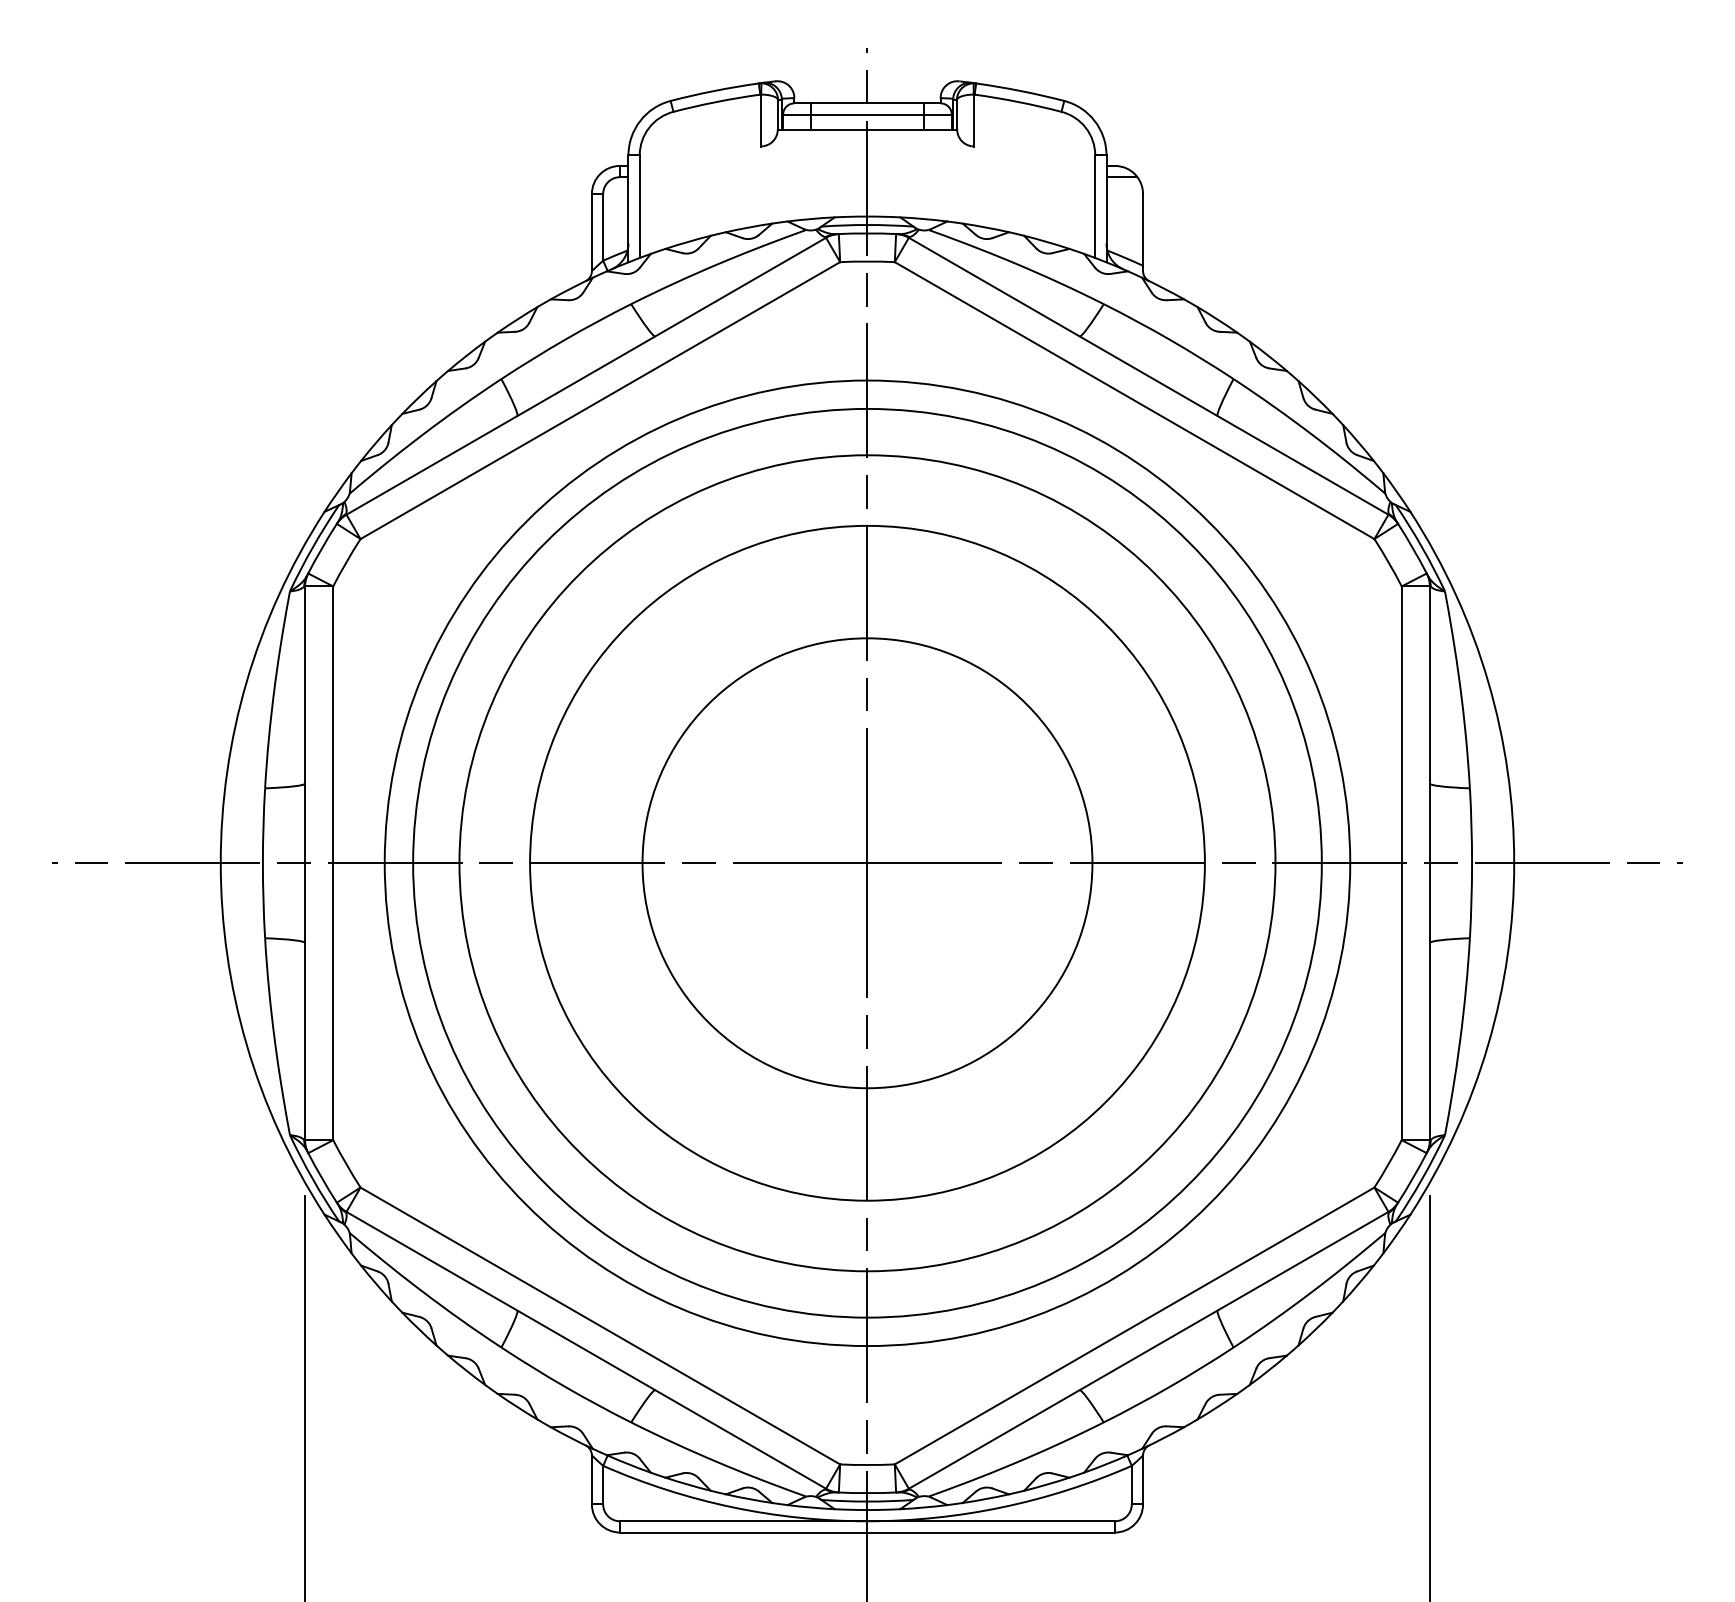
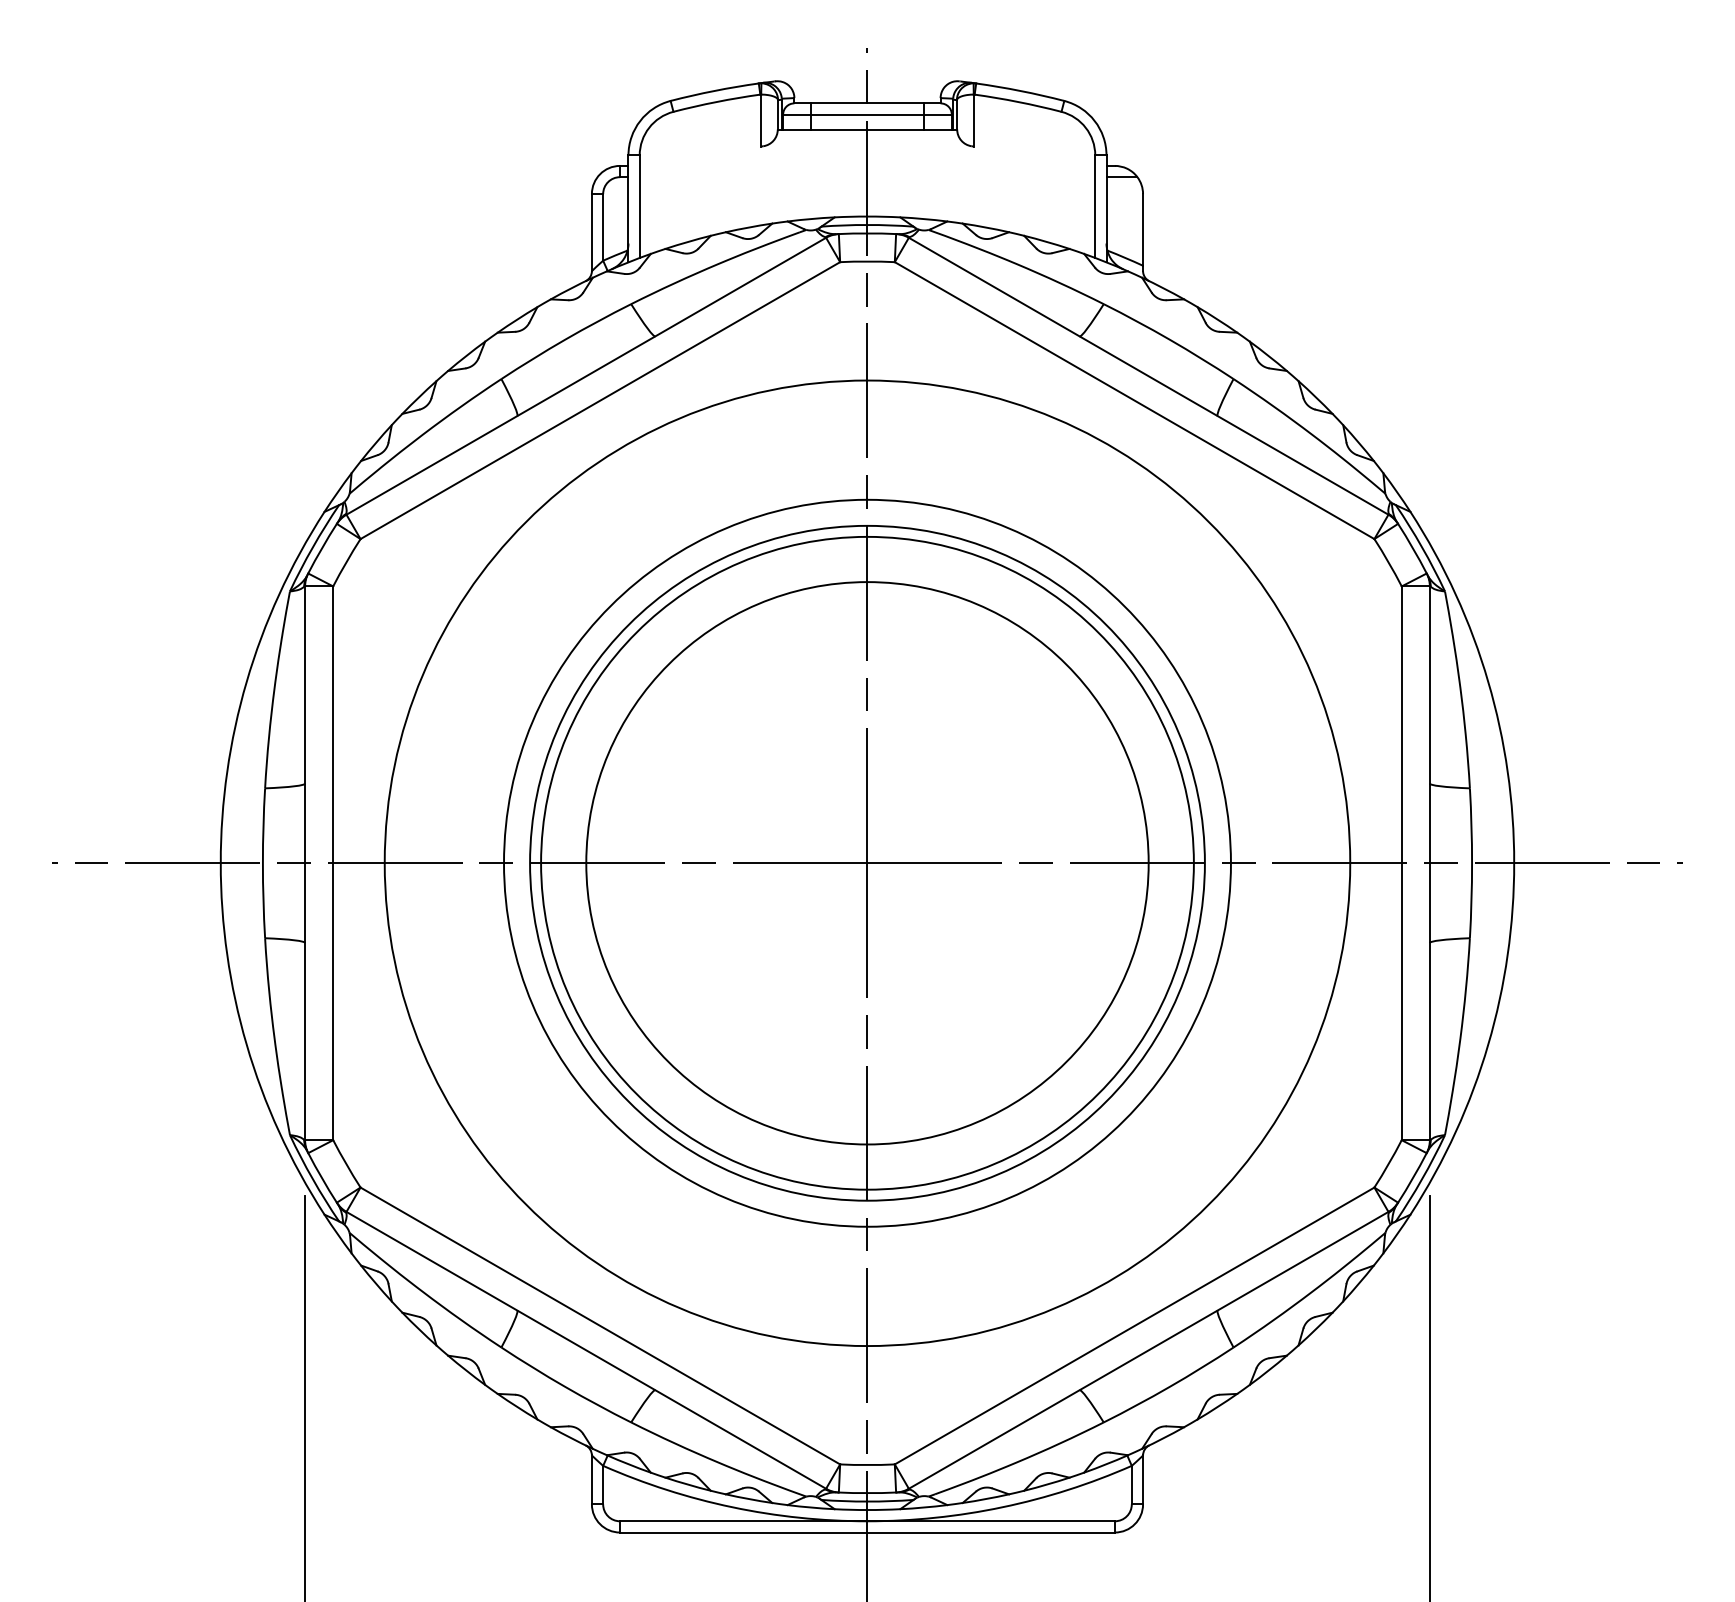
circle diameter: 909 px -> 727 px (867, 862)
circle diameter: 450 px -> 562 px (867, 863)
circle diameter: 816 px -> 653 px (867, 862)
